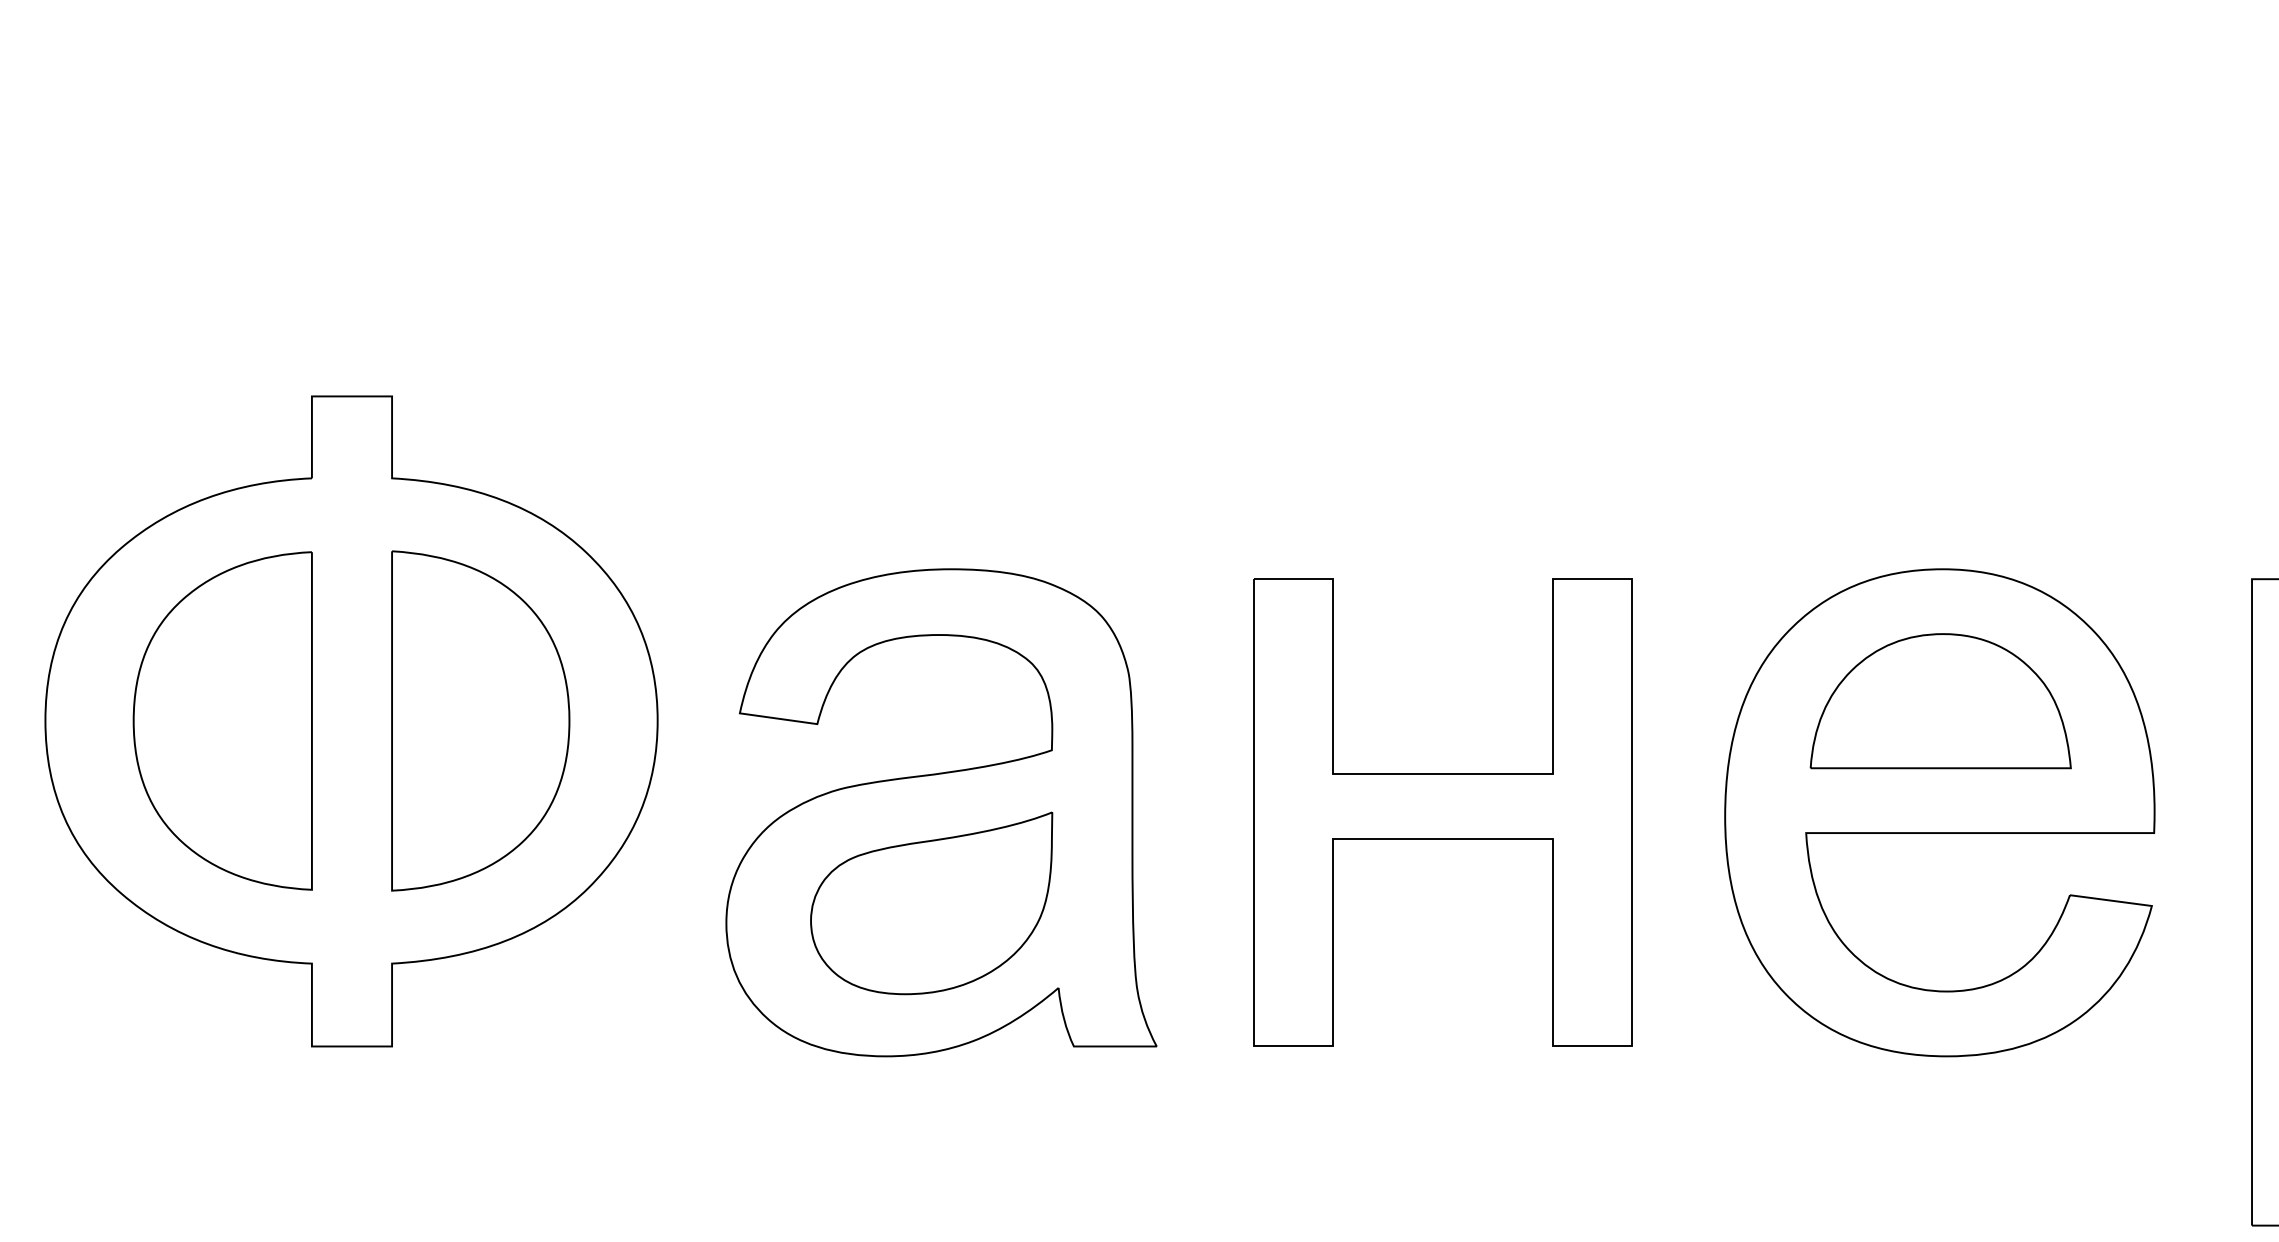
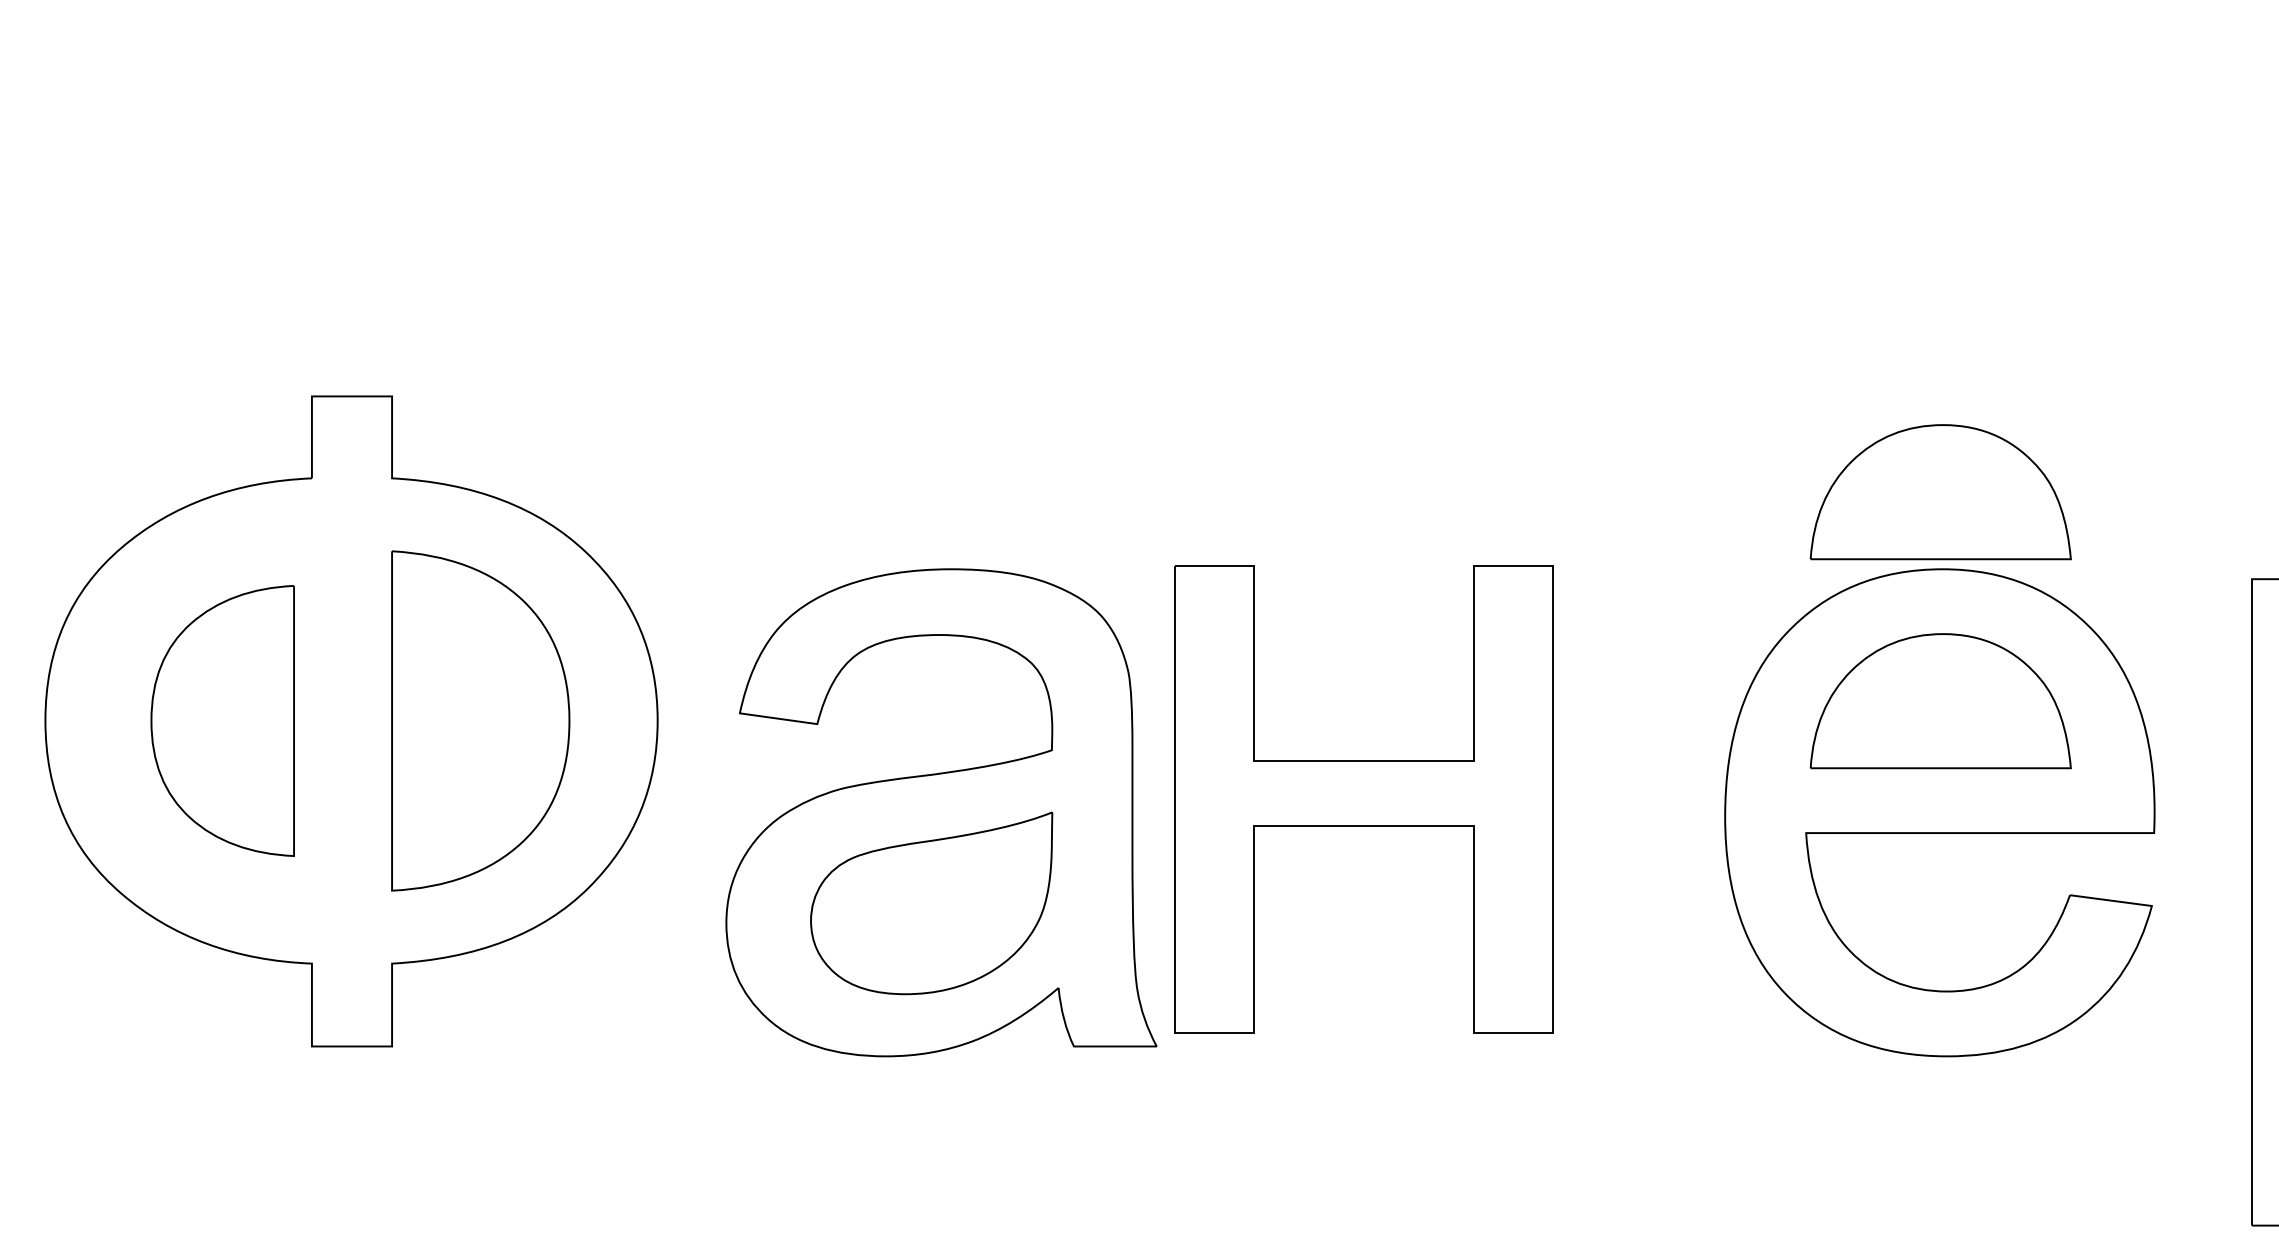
part: none -> present (1940, 492)
part size: 181x340 px -> 145x272 px (222, 720)
part position: (1442, 812) -> (1363, 799) (1363, 799)
